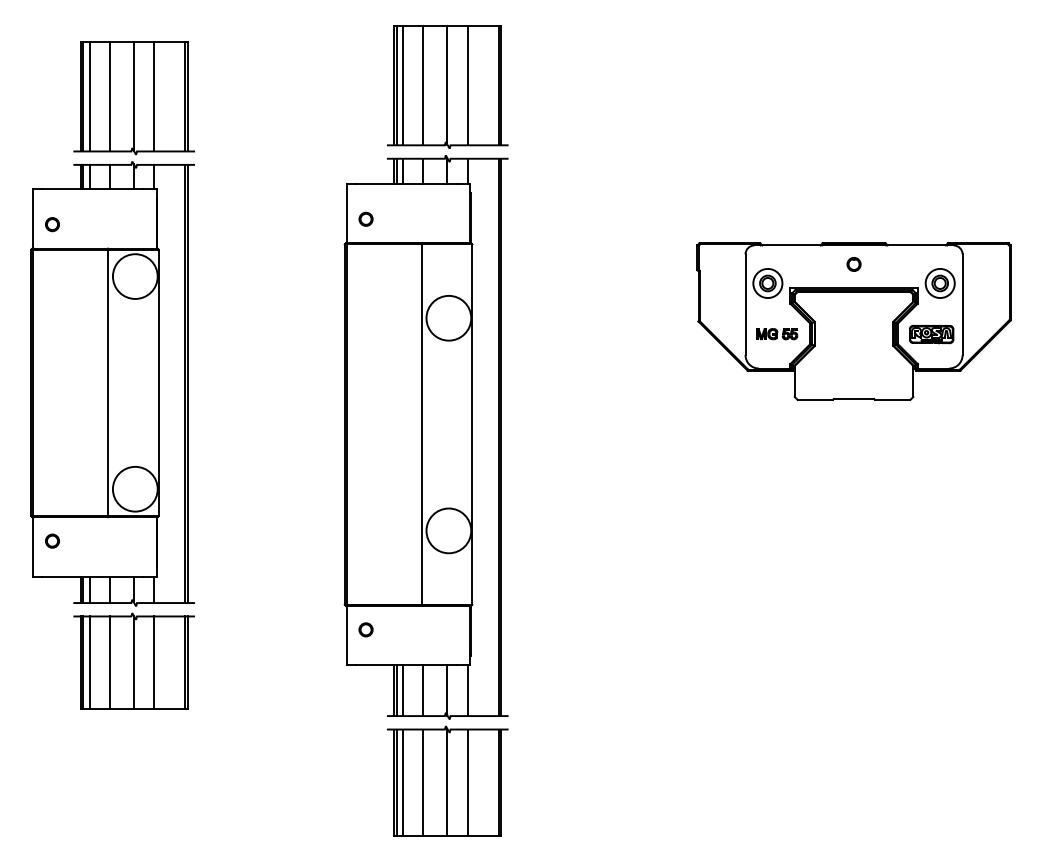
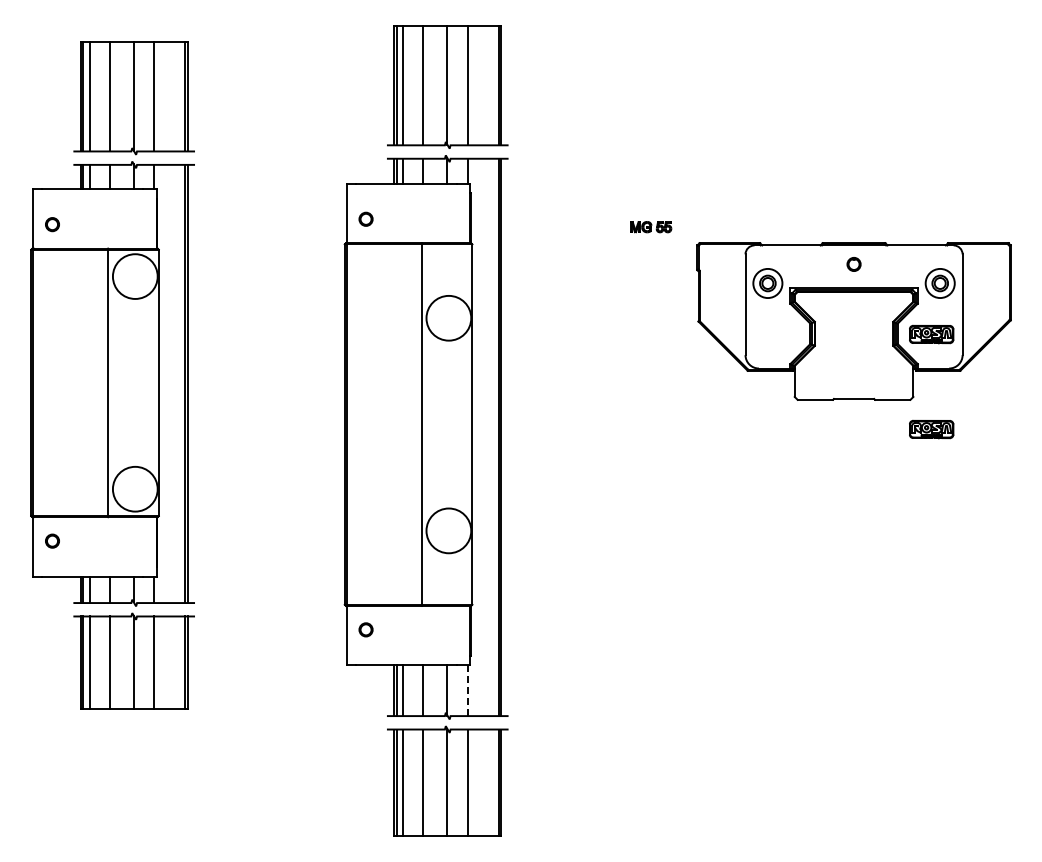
part position: (777, 334) -> (651, 227) (651, 227)
part: none -> present (931, 429)
line: solid -> dashed (467, 691)
